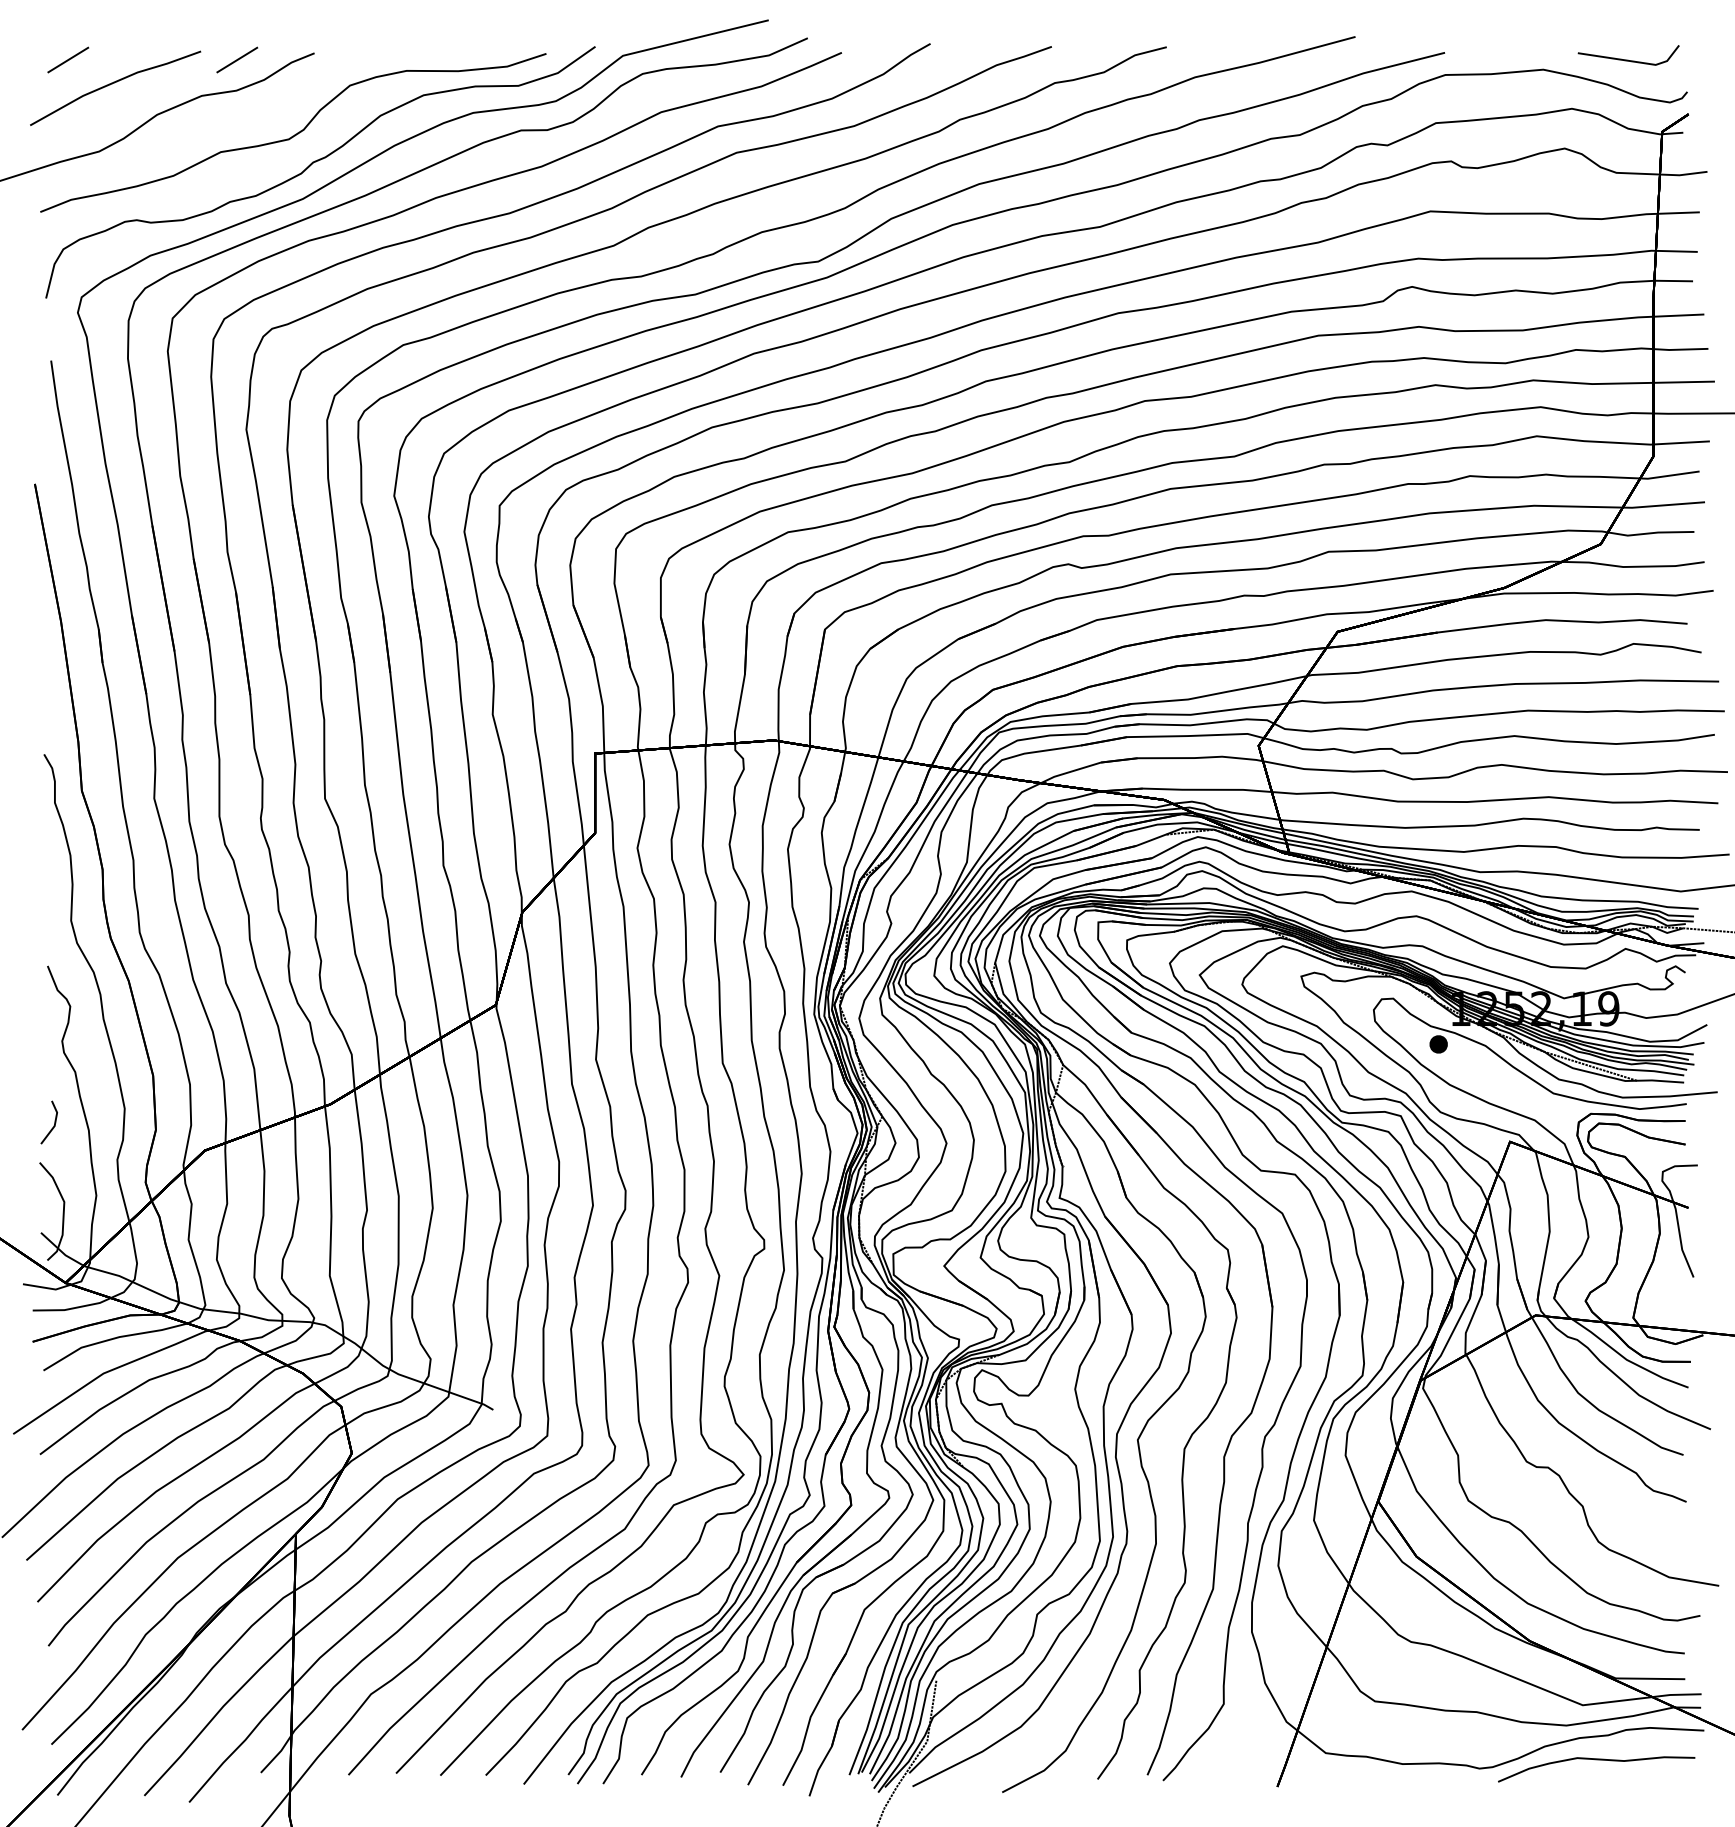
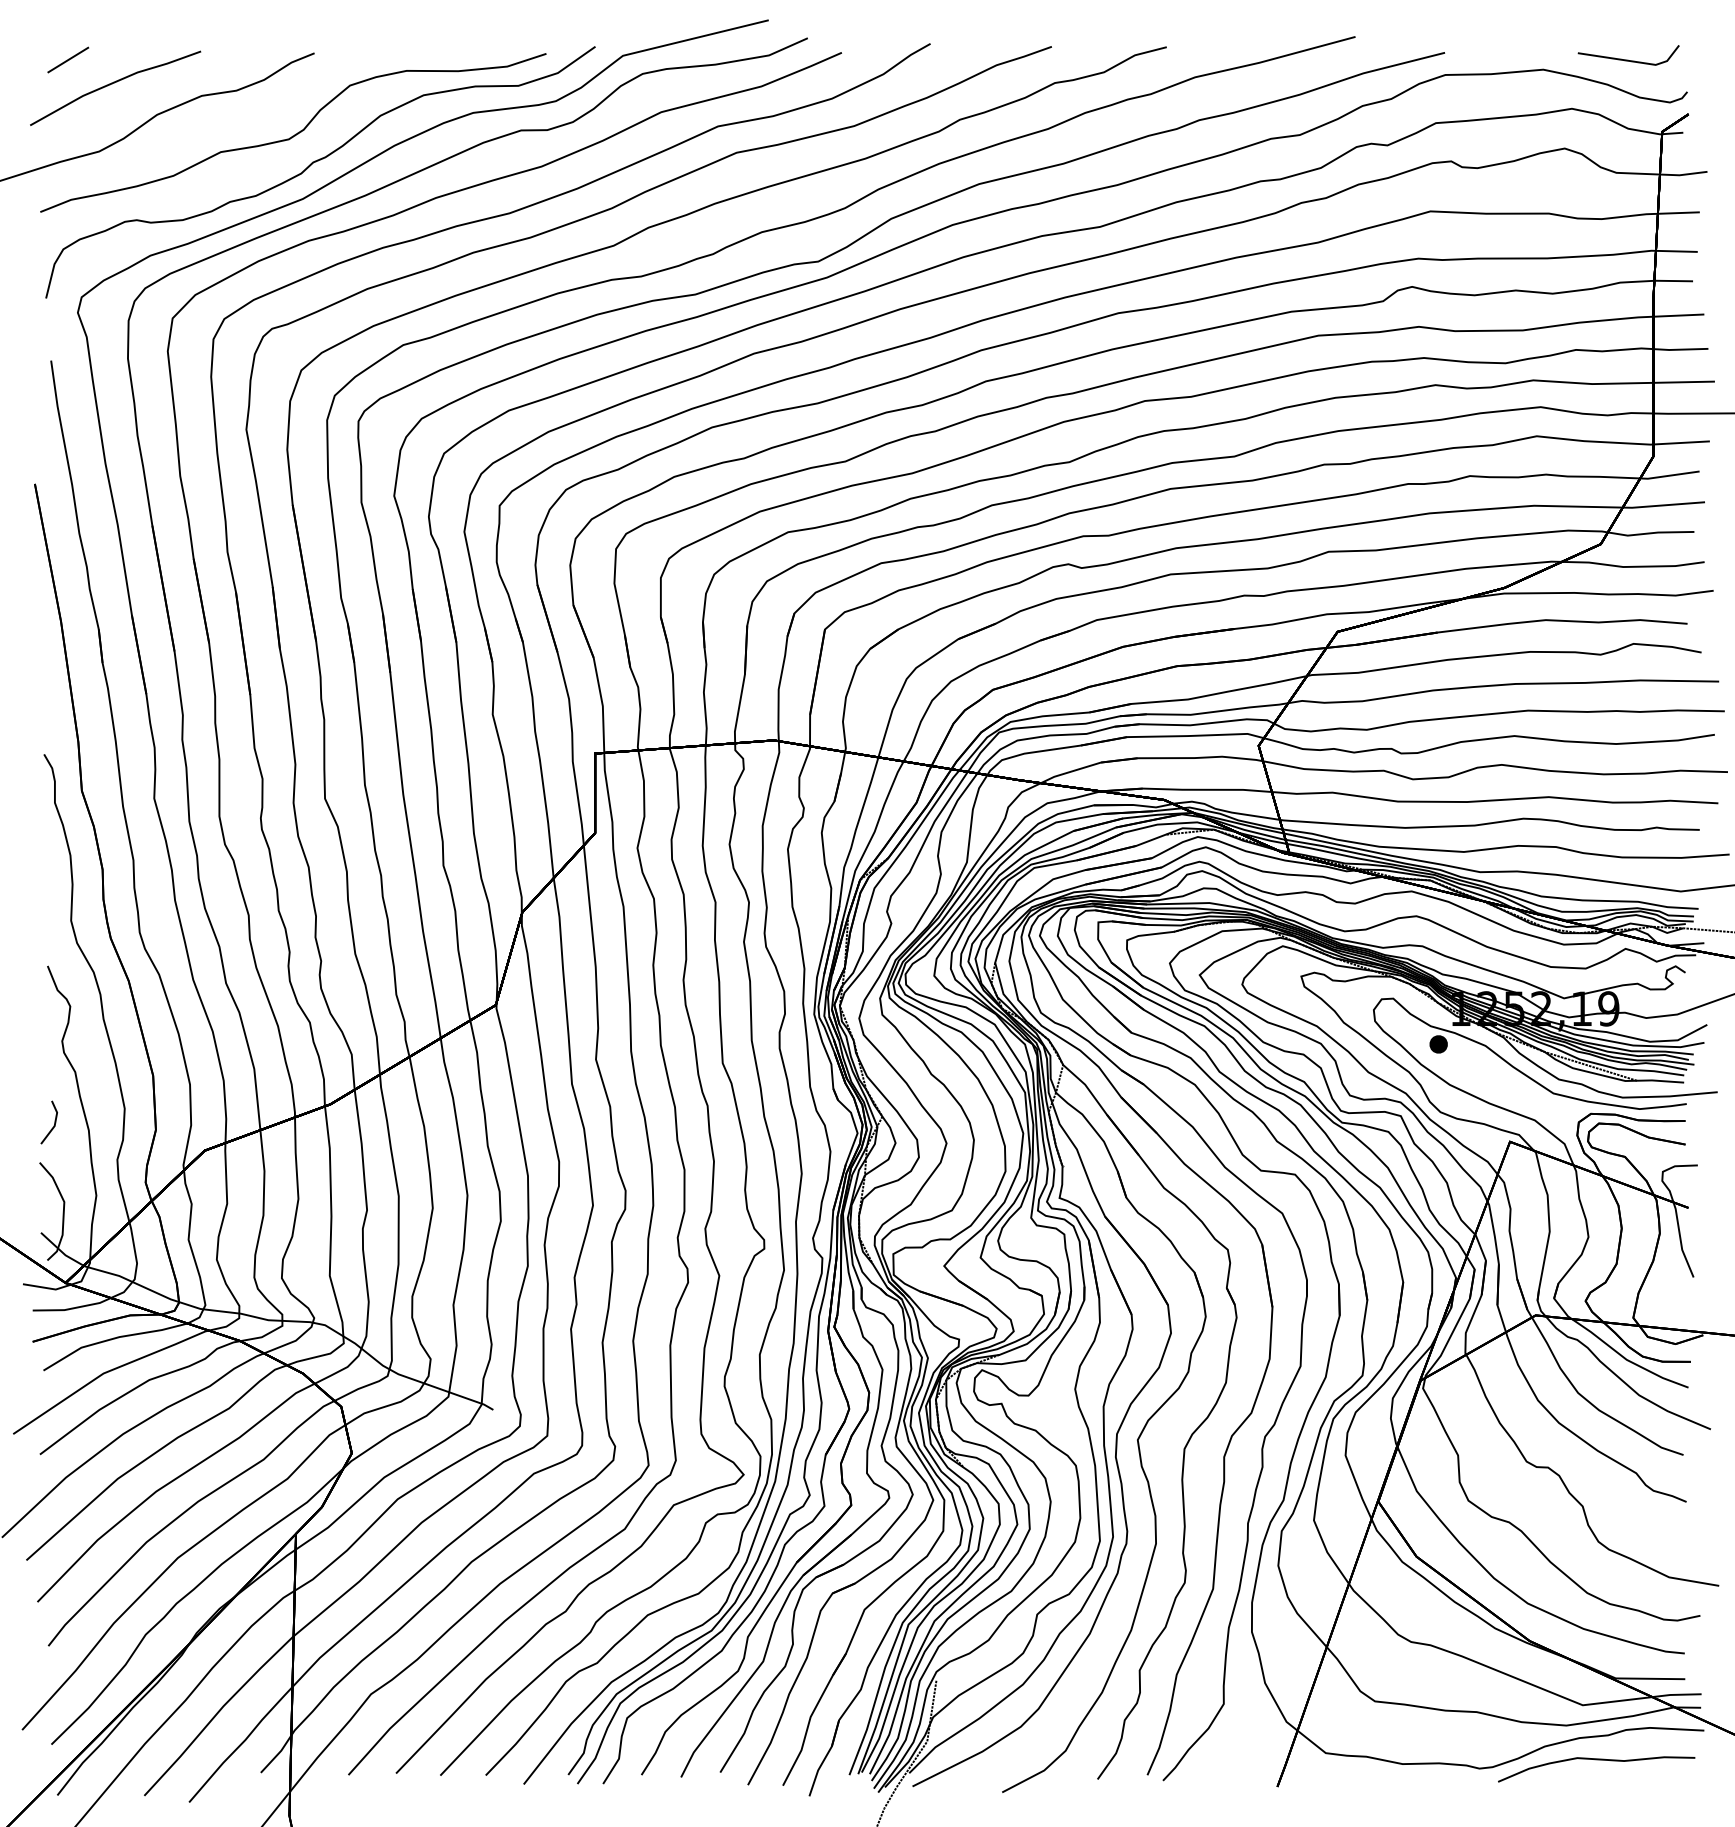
line: present -> none (237, 59)
